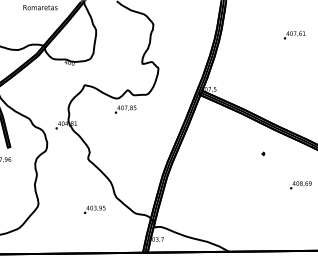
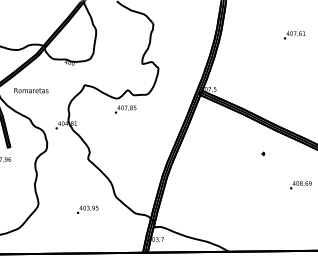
text position: (40, 7) -> (31, 90) (31, 90)
text position: (94, 209) -> (87, 209) (87, 209)
